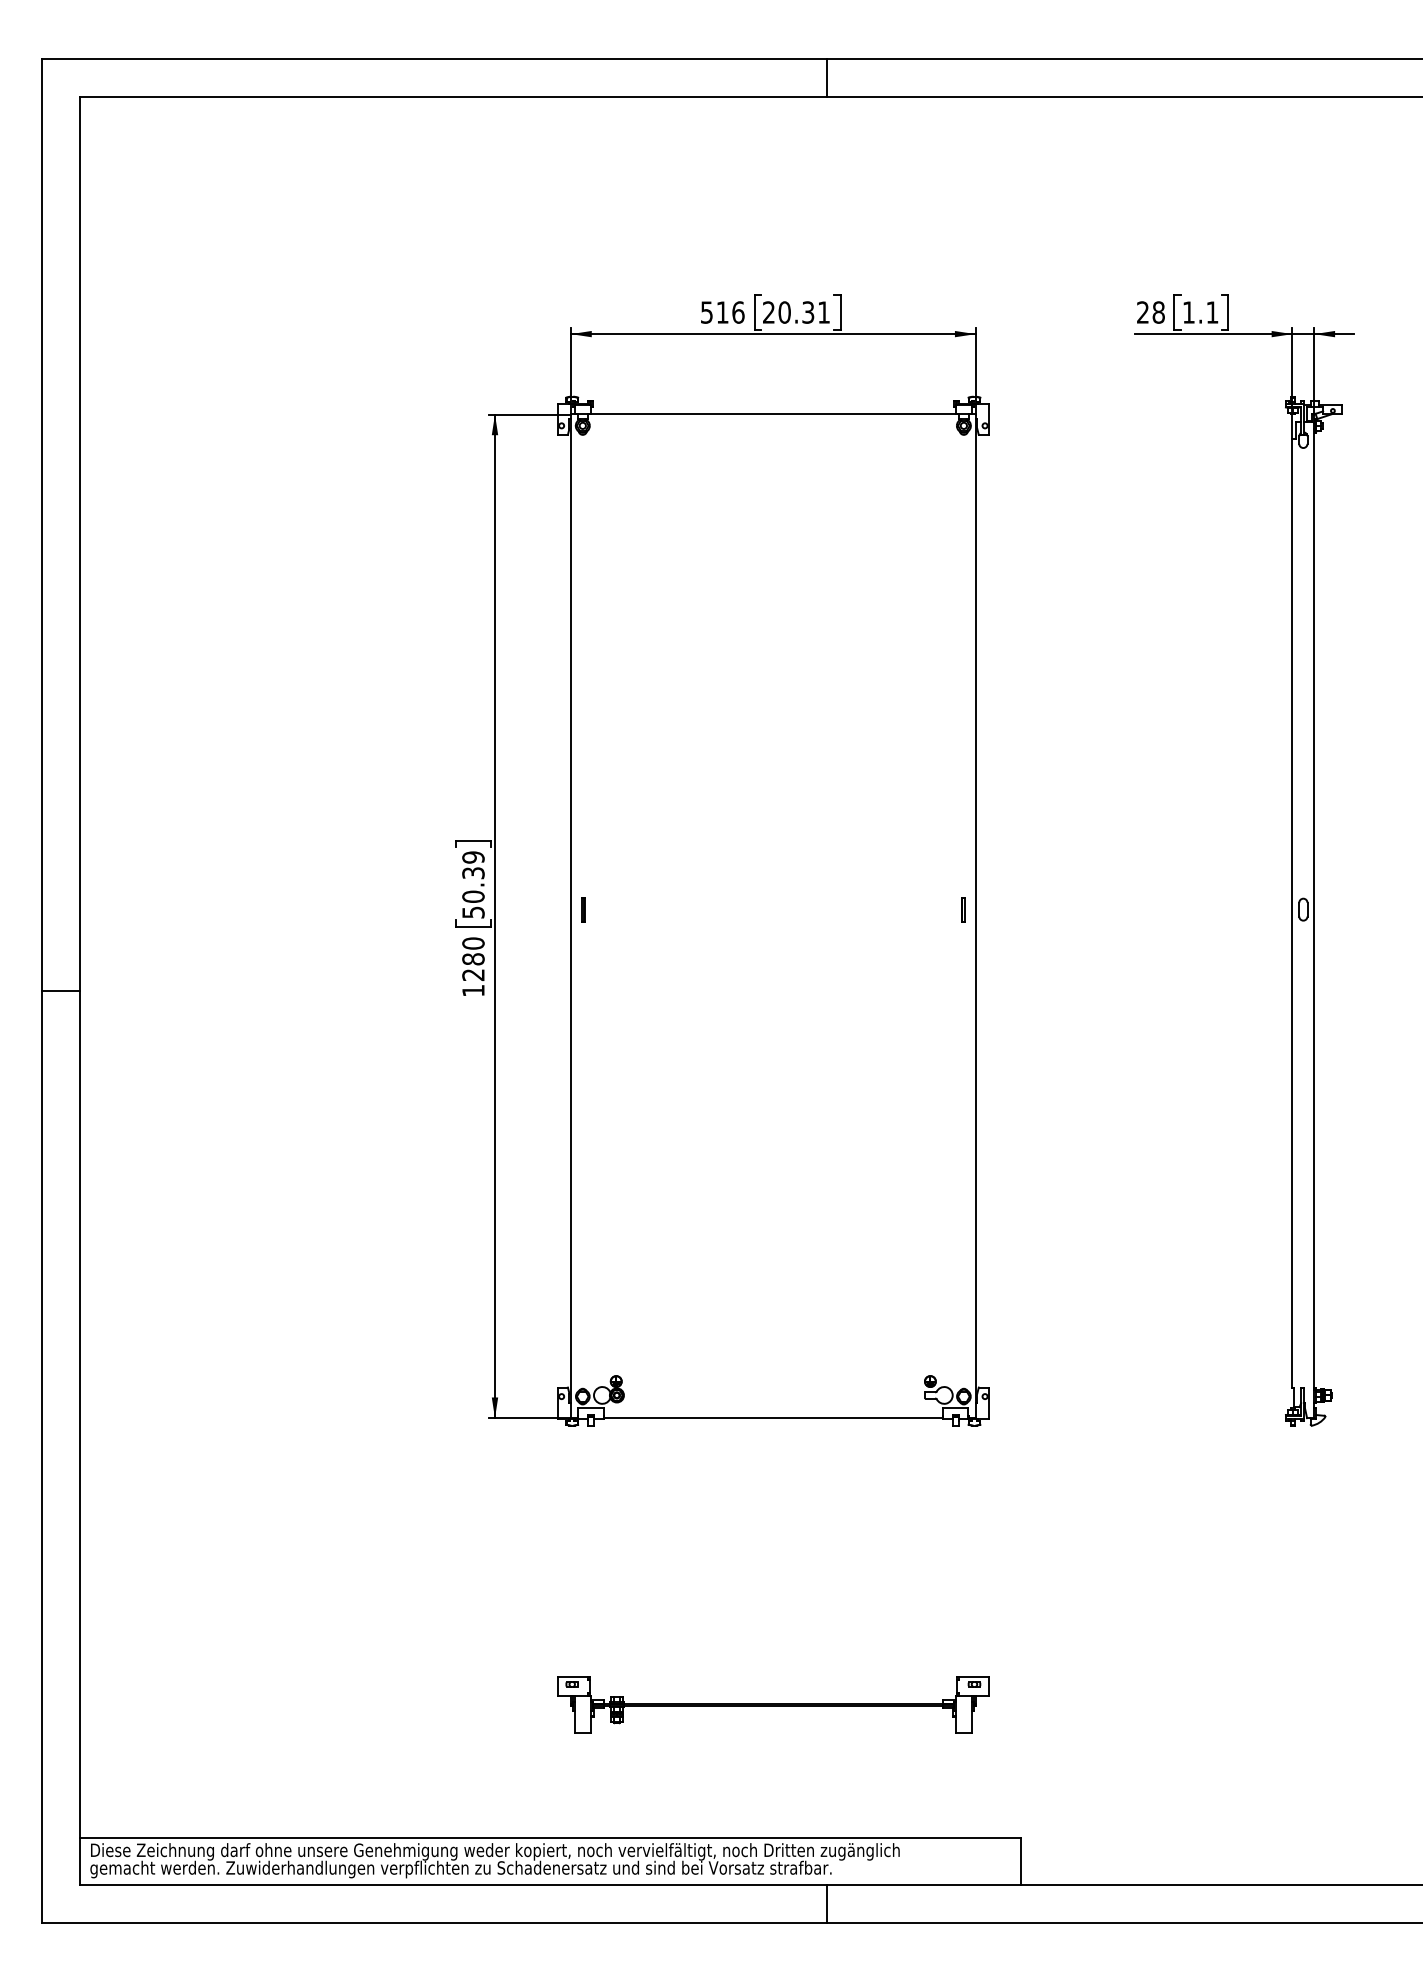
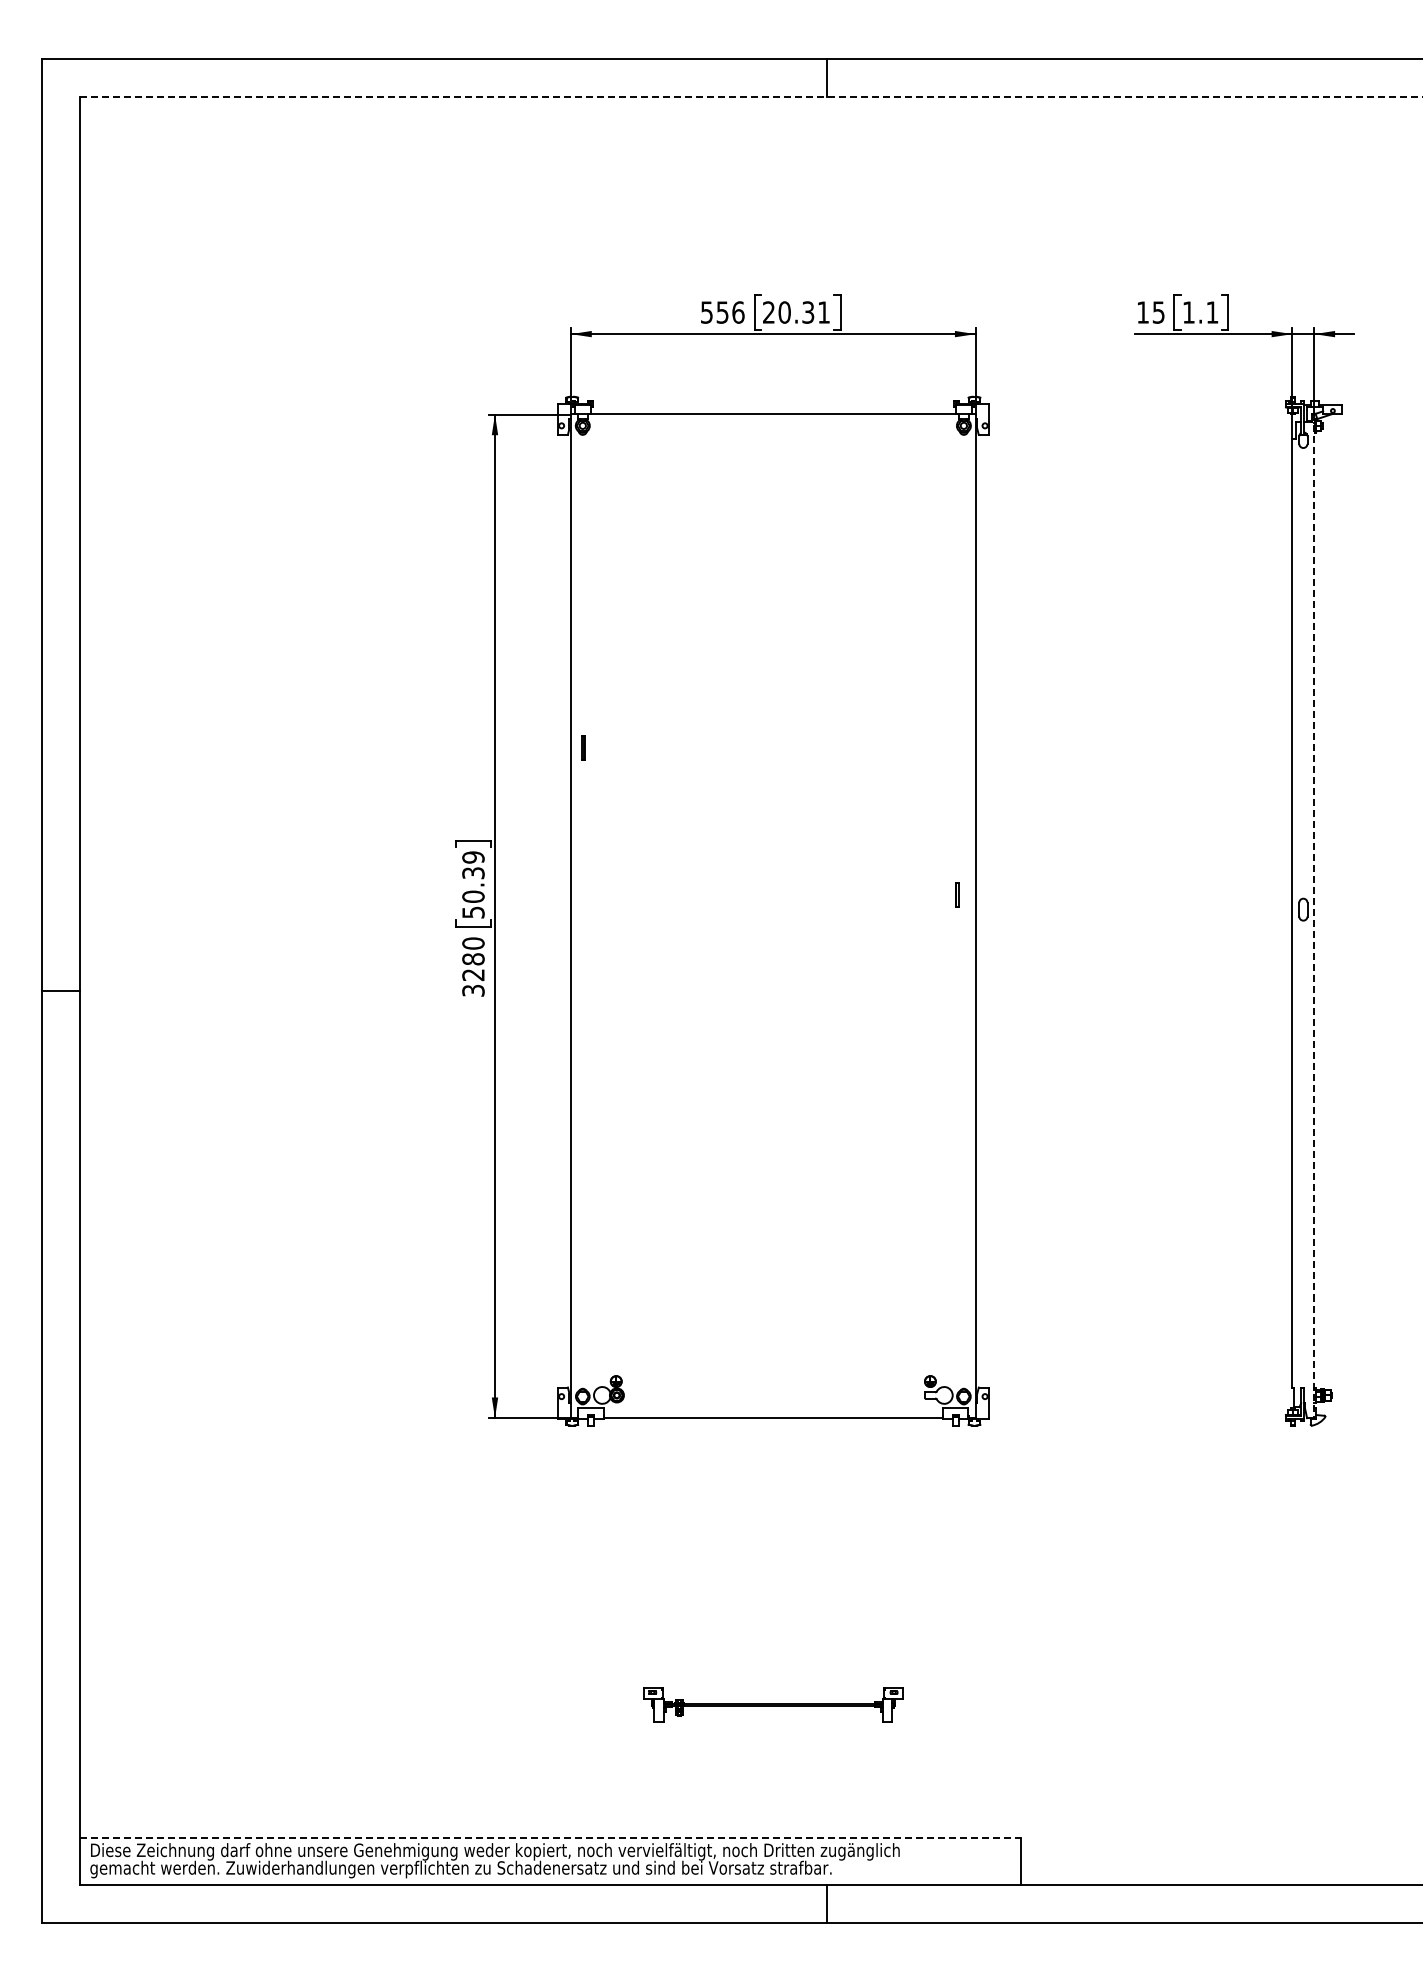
line: solid -> dashed (751, 97)
text: 516 -> 556 (722, 312)
text: 28 -> 15 (1150, 312)
line position: (583, 909) -> (583, 747) (583, 747)
line position: (962, 909) -> (956, 894) (956, 894)
line: solid -> dashed (1314, 916)
text: 1280 -> 3280 (473, 990)
part size: 433x58 px -> 261x36 px (773, 1704)
line: solid -> dashed (551, 1837)
